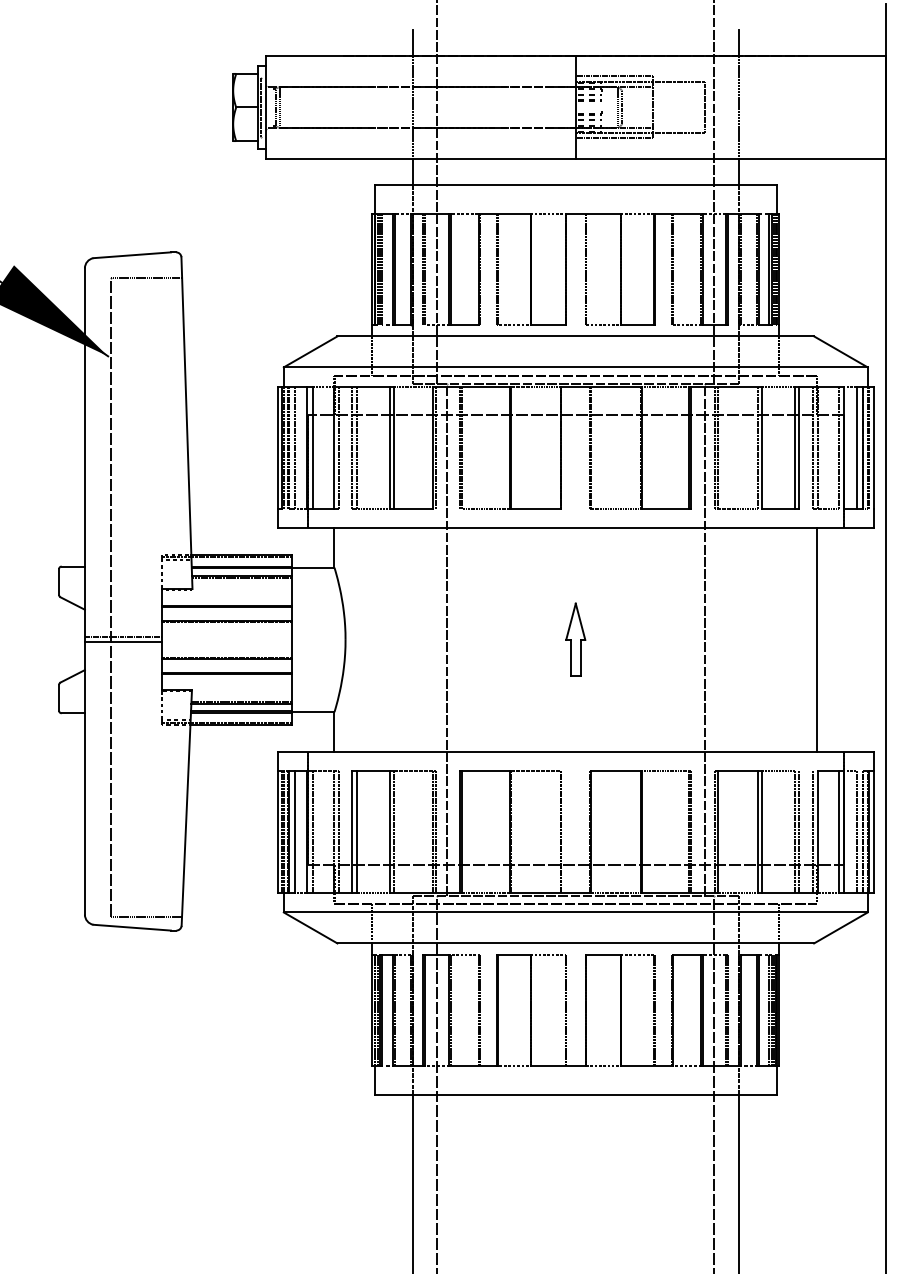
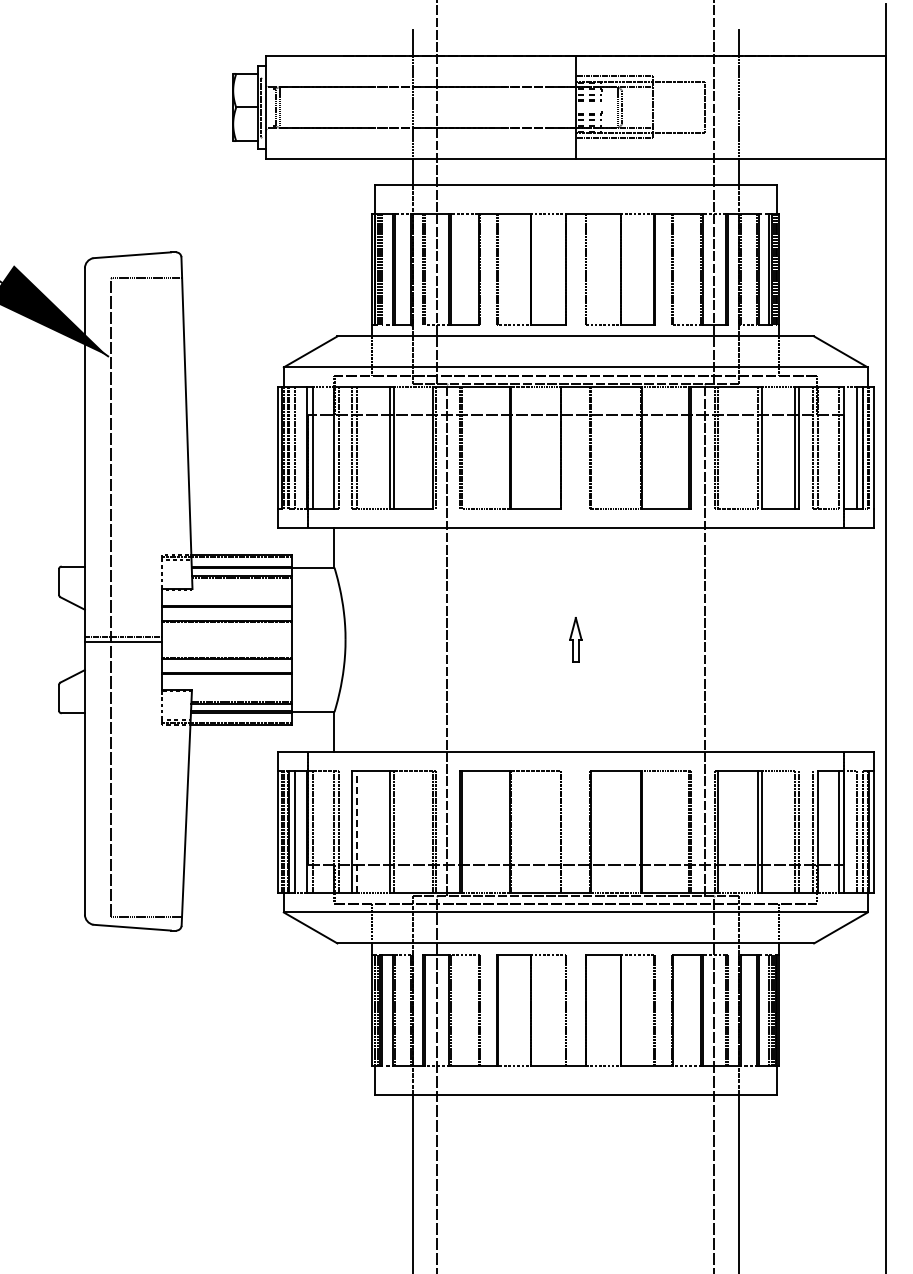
part size: 22x75 px -> 14x46 px (575, 639)
line: present -> none (817, 639)
line: solid -> dashed (356, 832)
